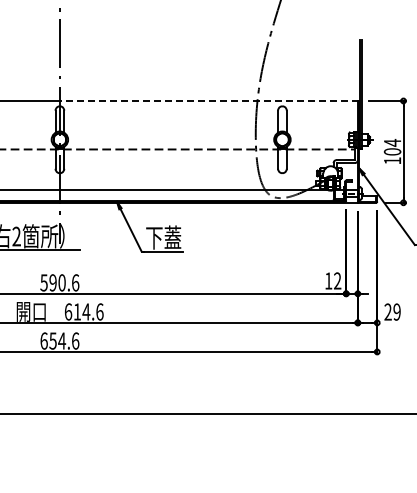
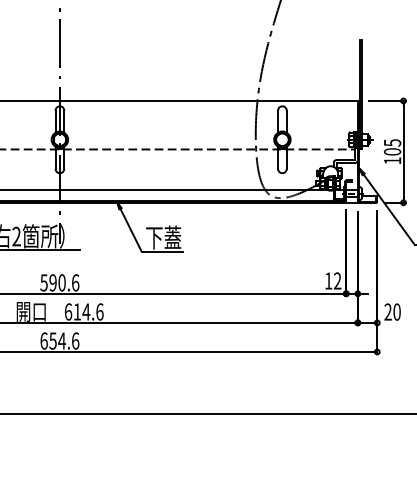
line: dashed -> solid (209, 101)
text: 104 -> 105 (392, 142)
text: 29 -> 20 (396, 311)
